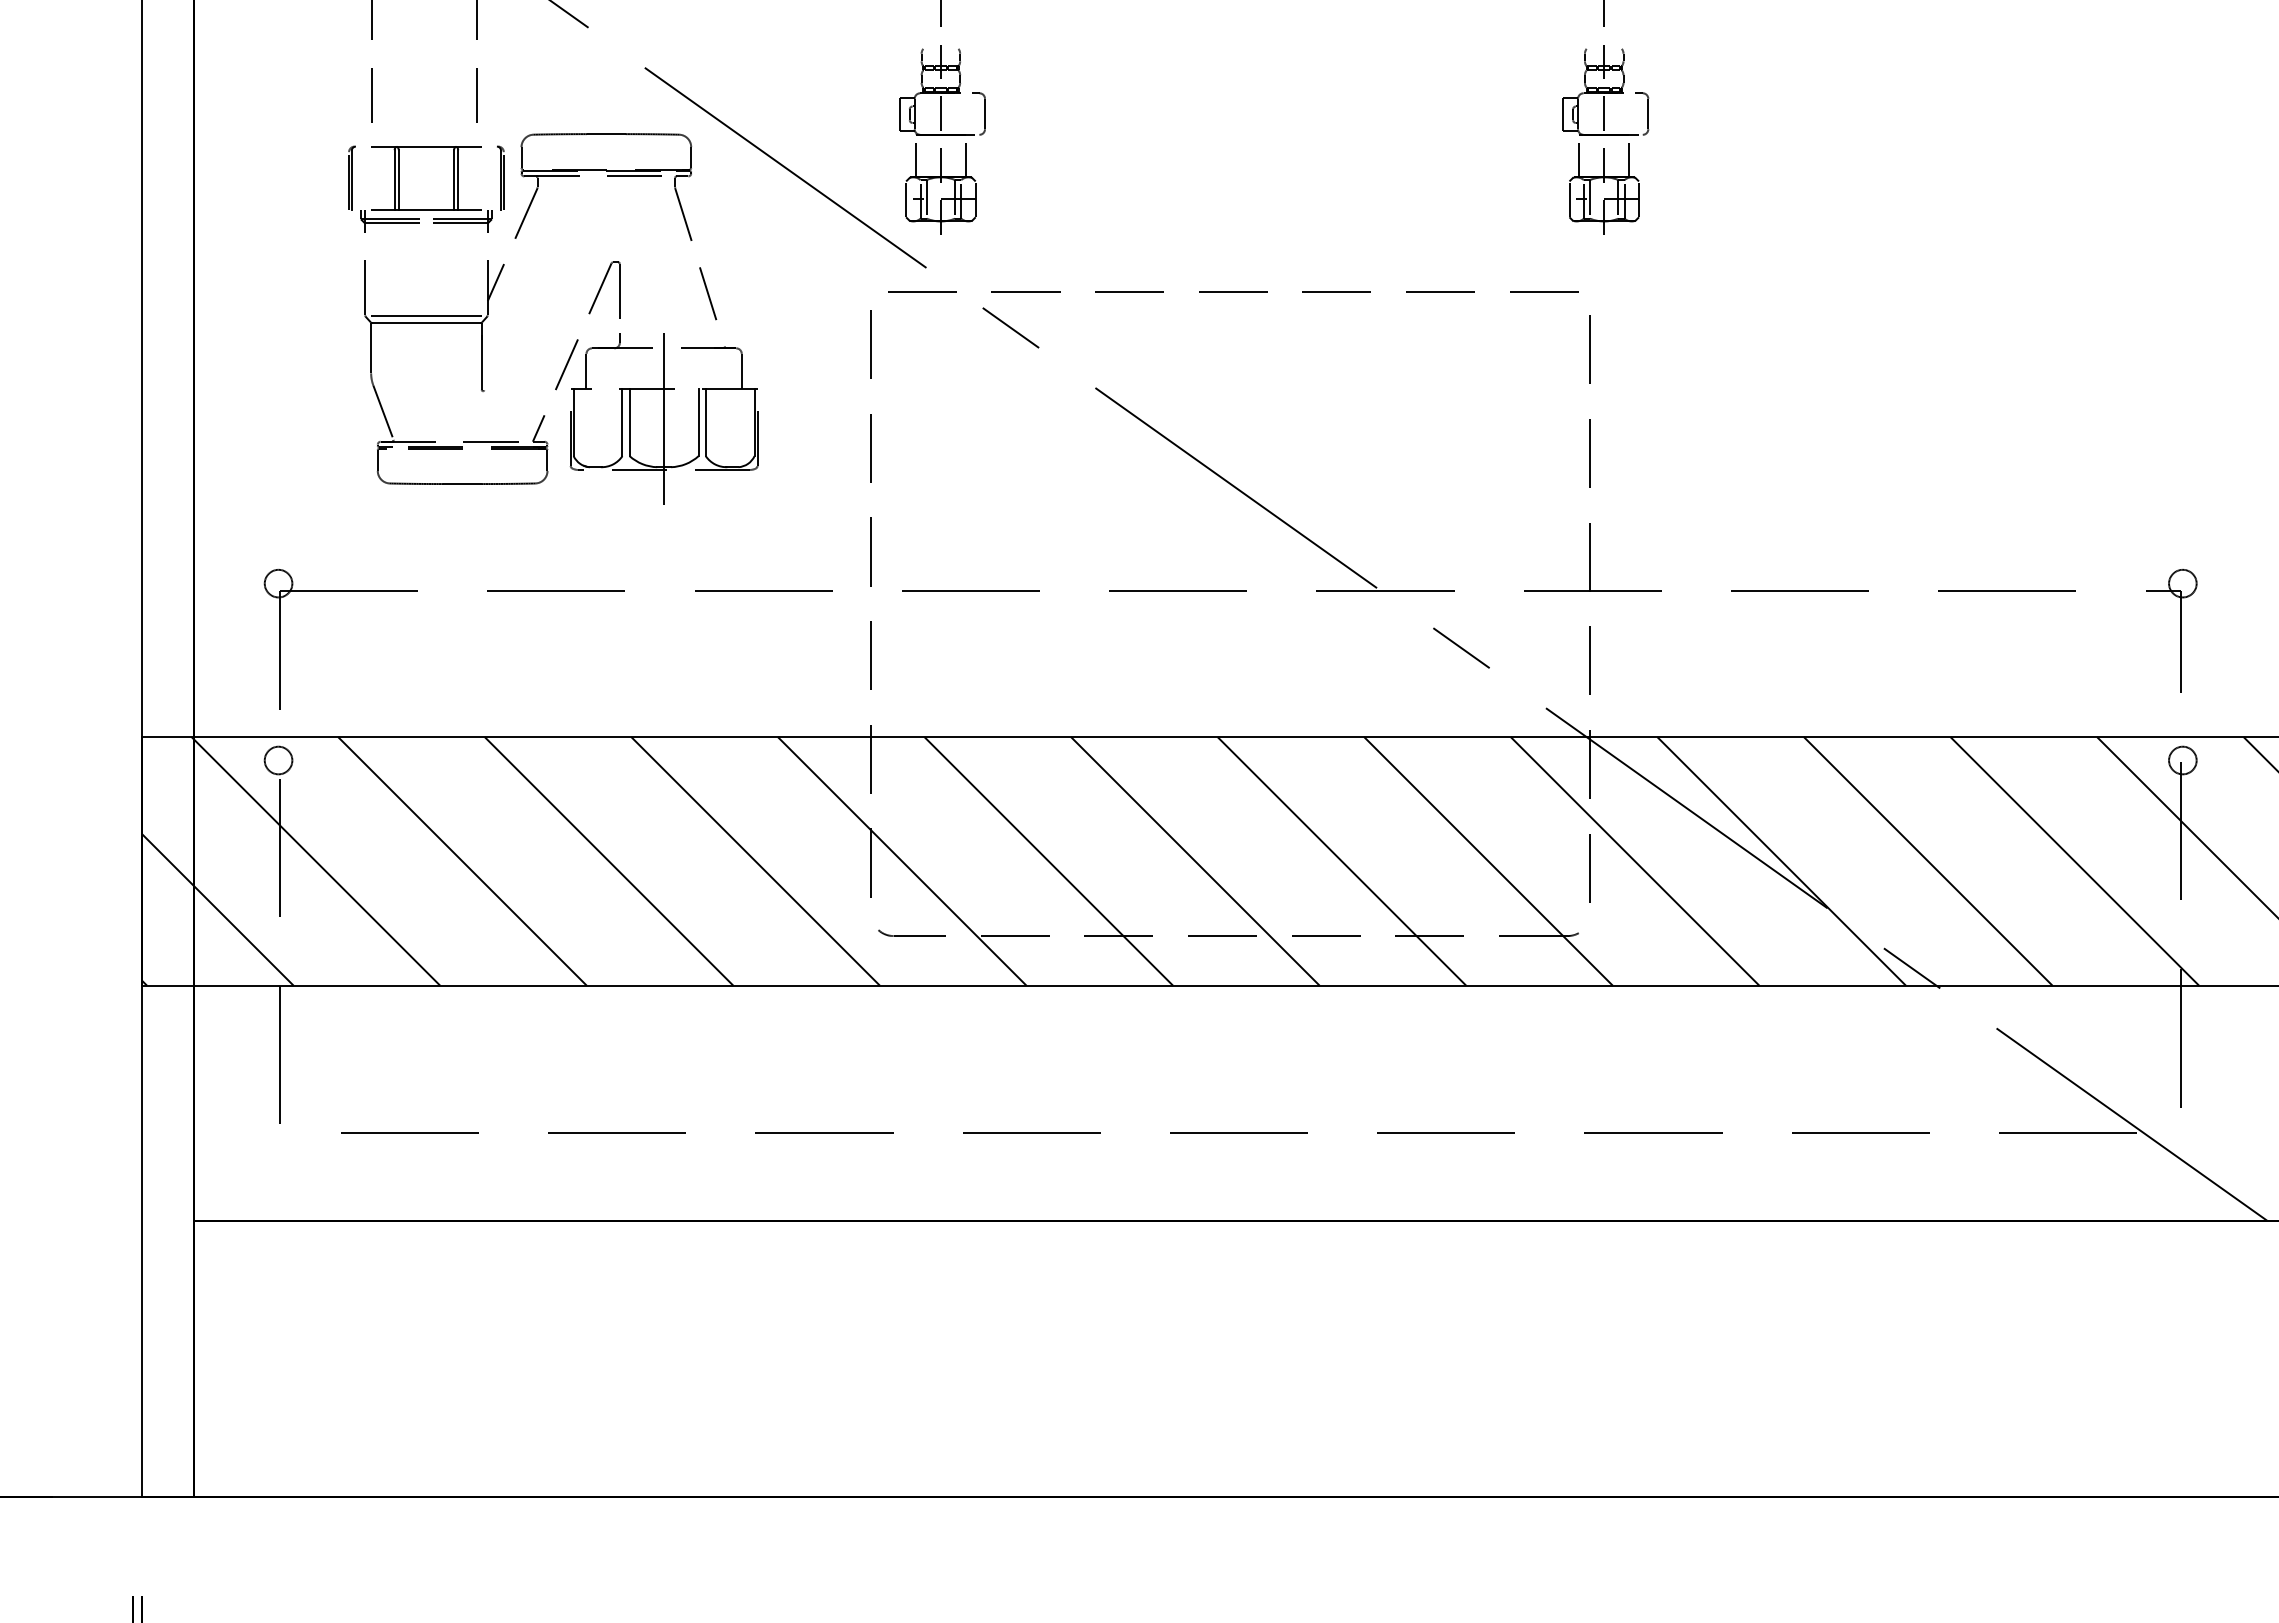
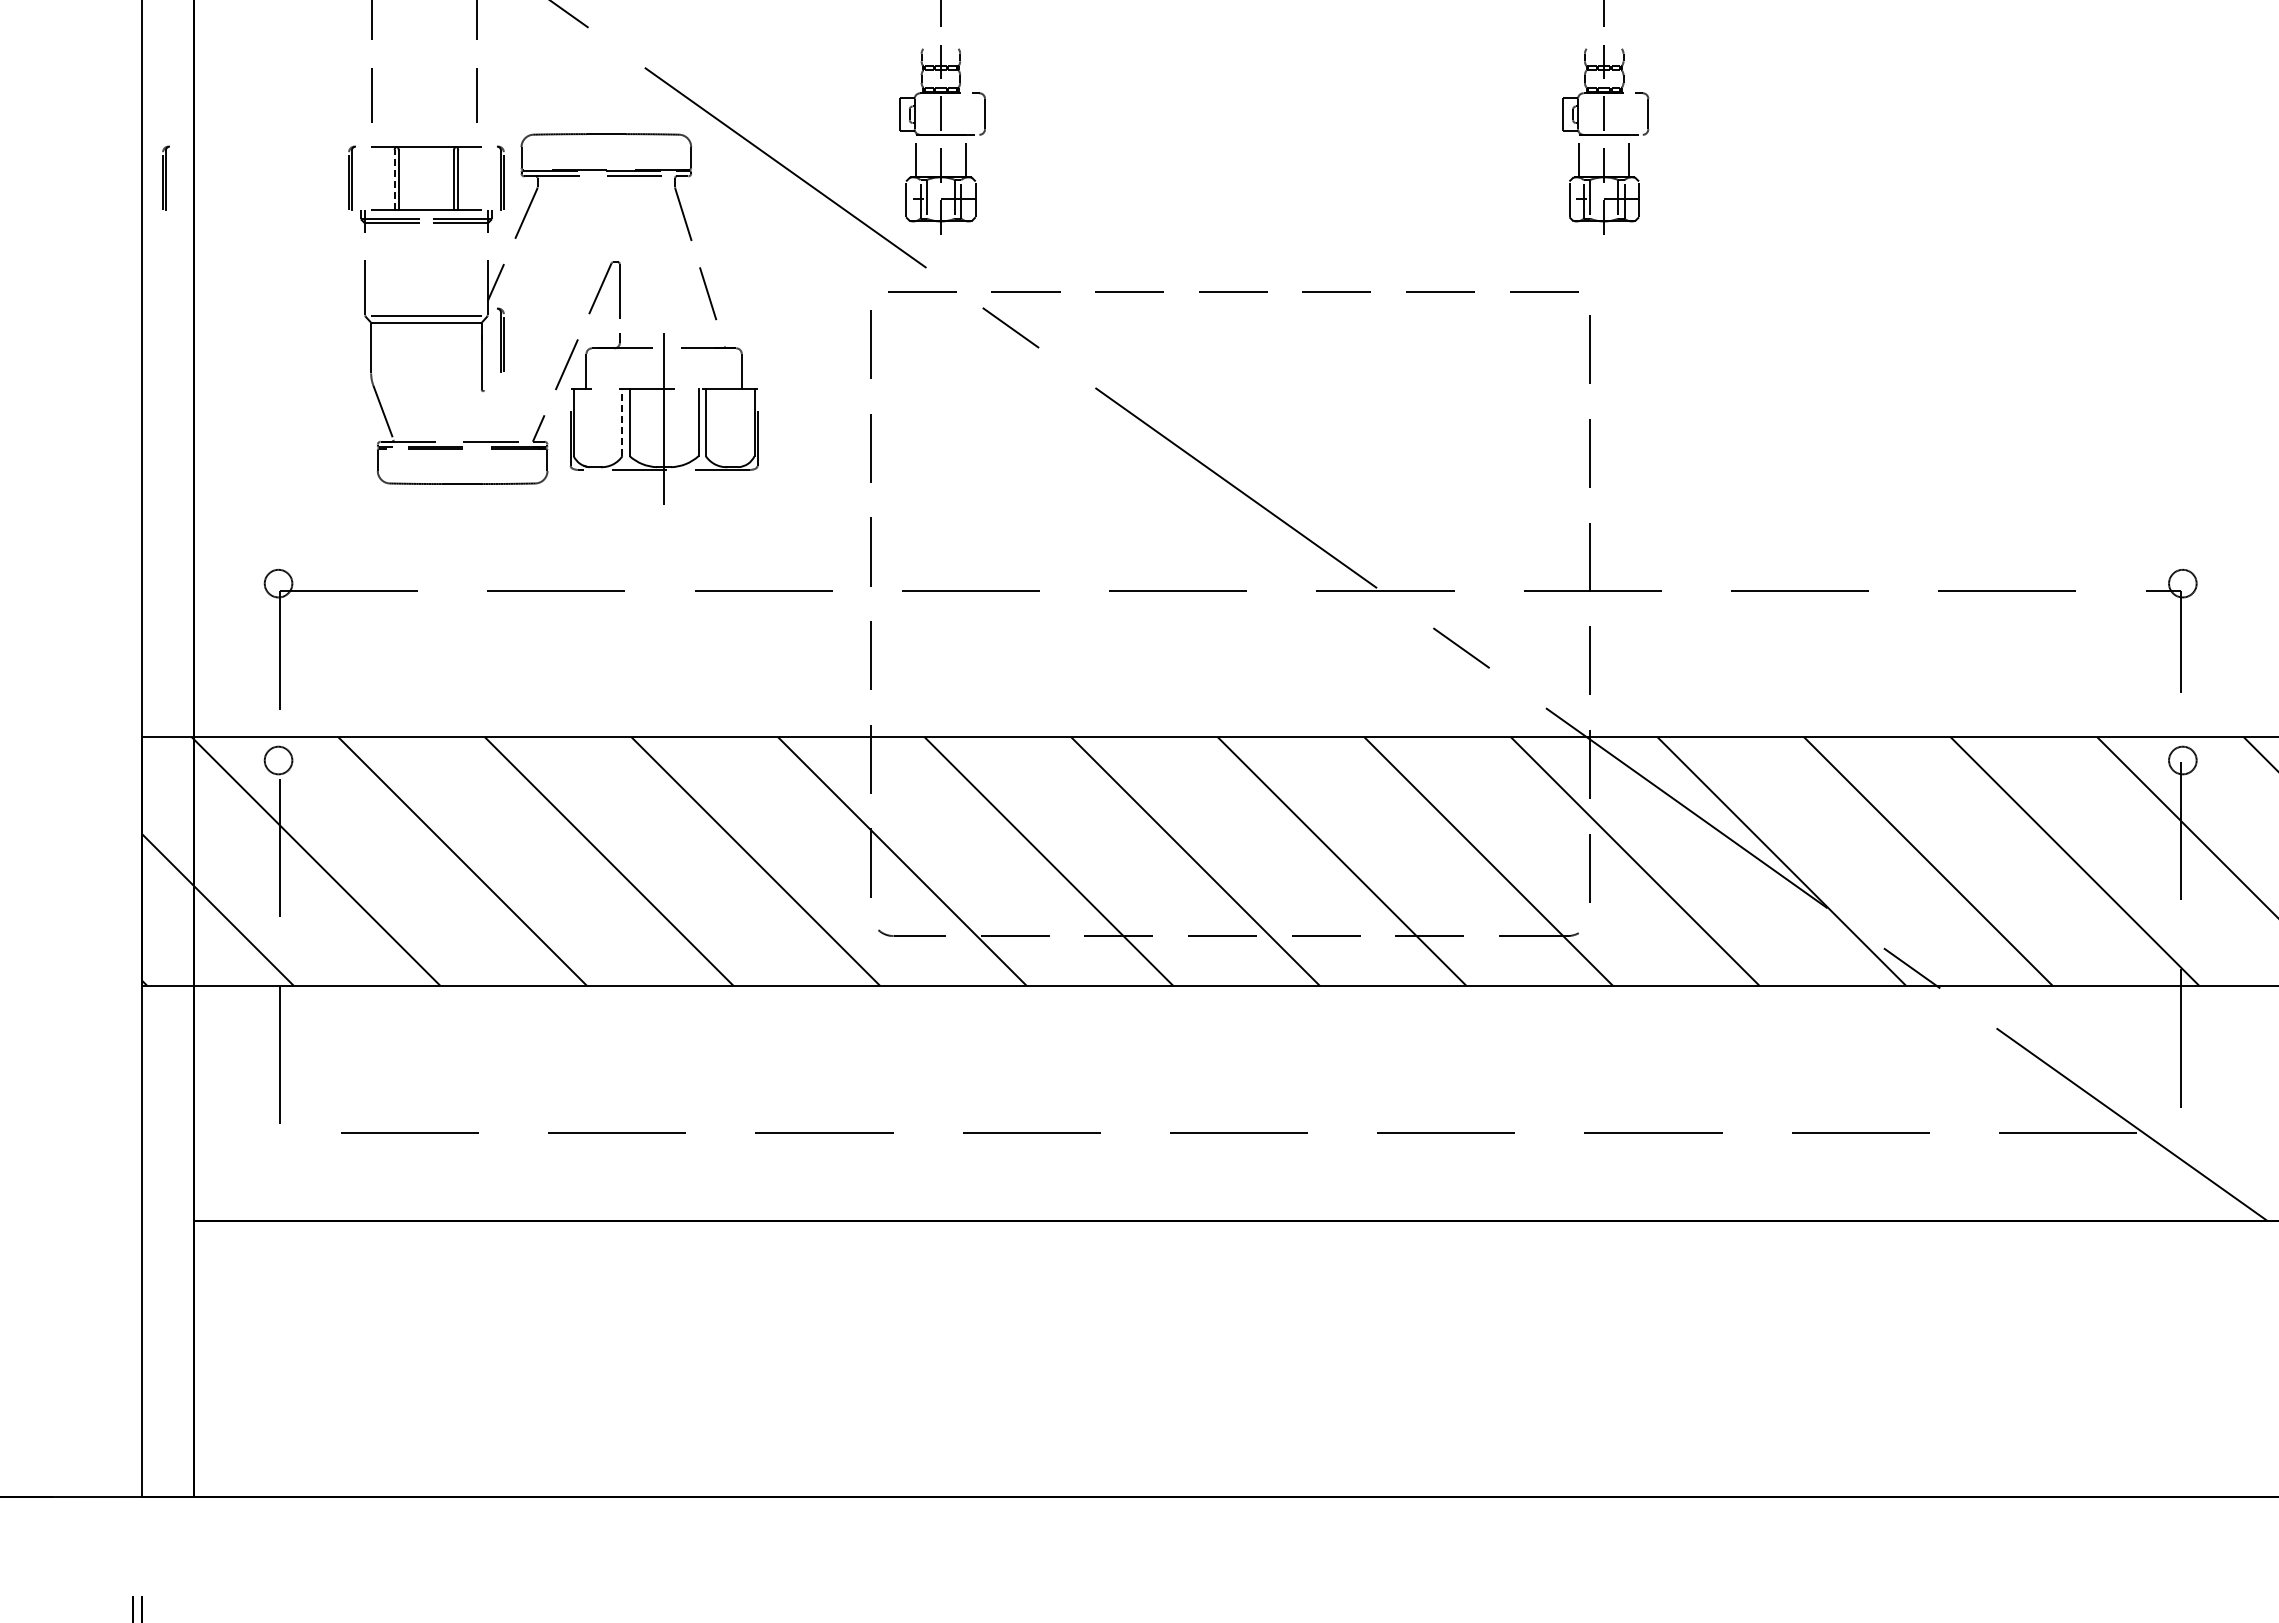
part: none -> present (165, 177)
line: solid -> dashed (394, 180)
part: none -> present (500, 339)
line: solid -> dashed (622, 422)
